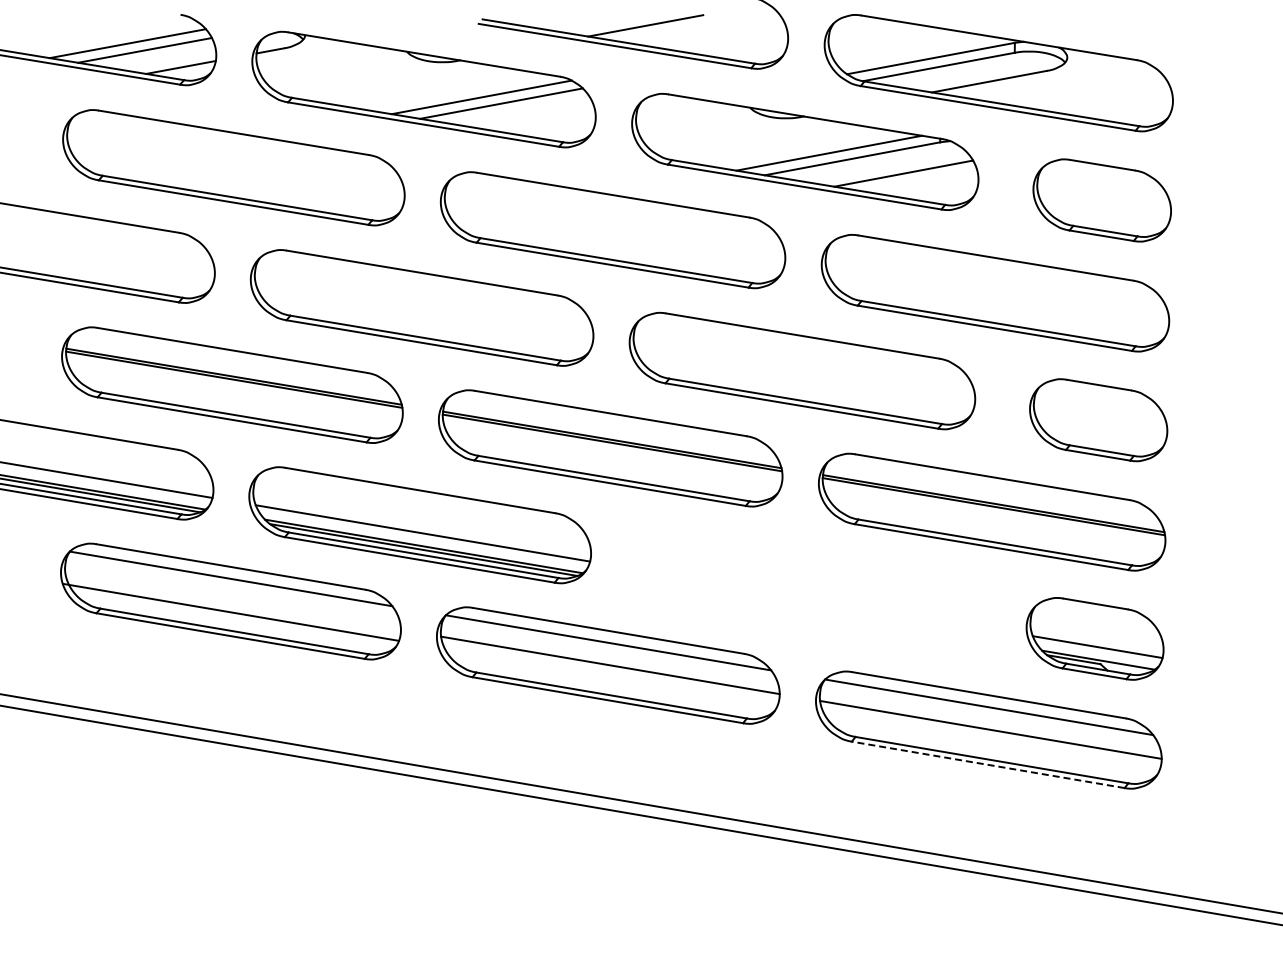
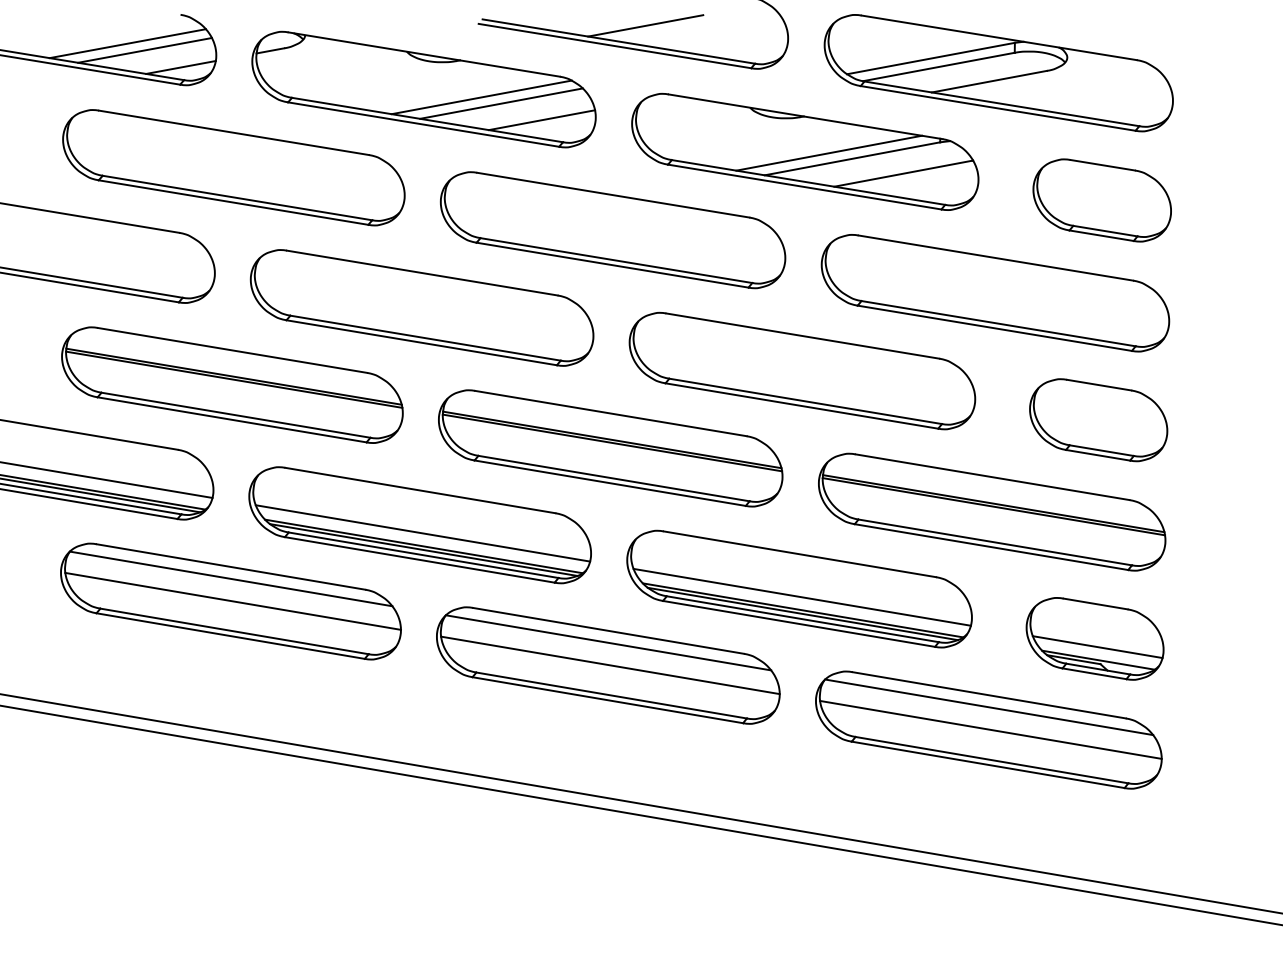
line: none -> present (541, 120)
part: none -> present (799, 588)
line position: (230, 611) -> (232, 600) (232, 600)
line: dashed -> solid (987, 764)
